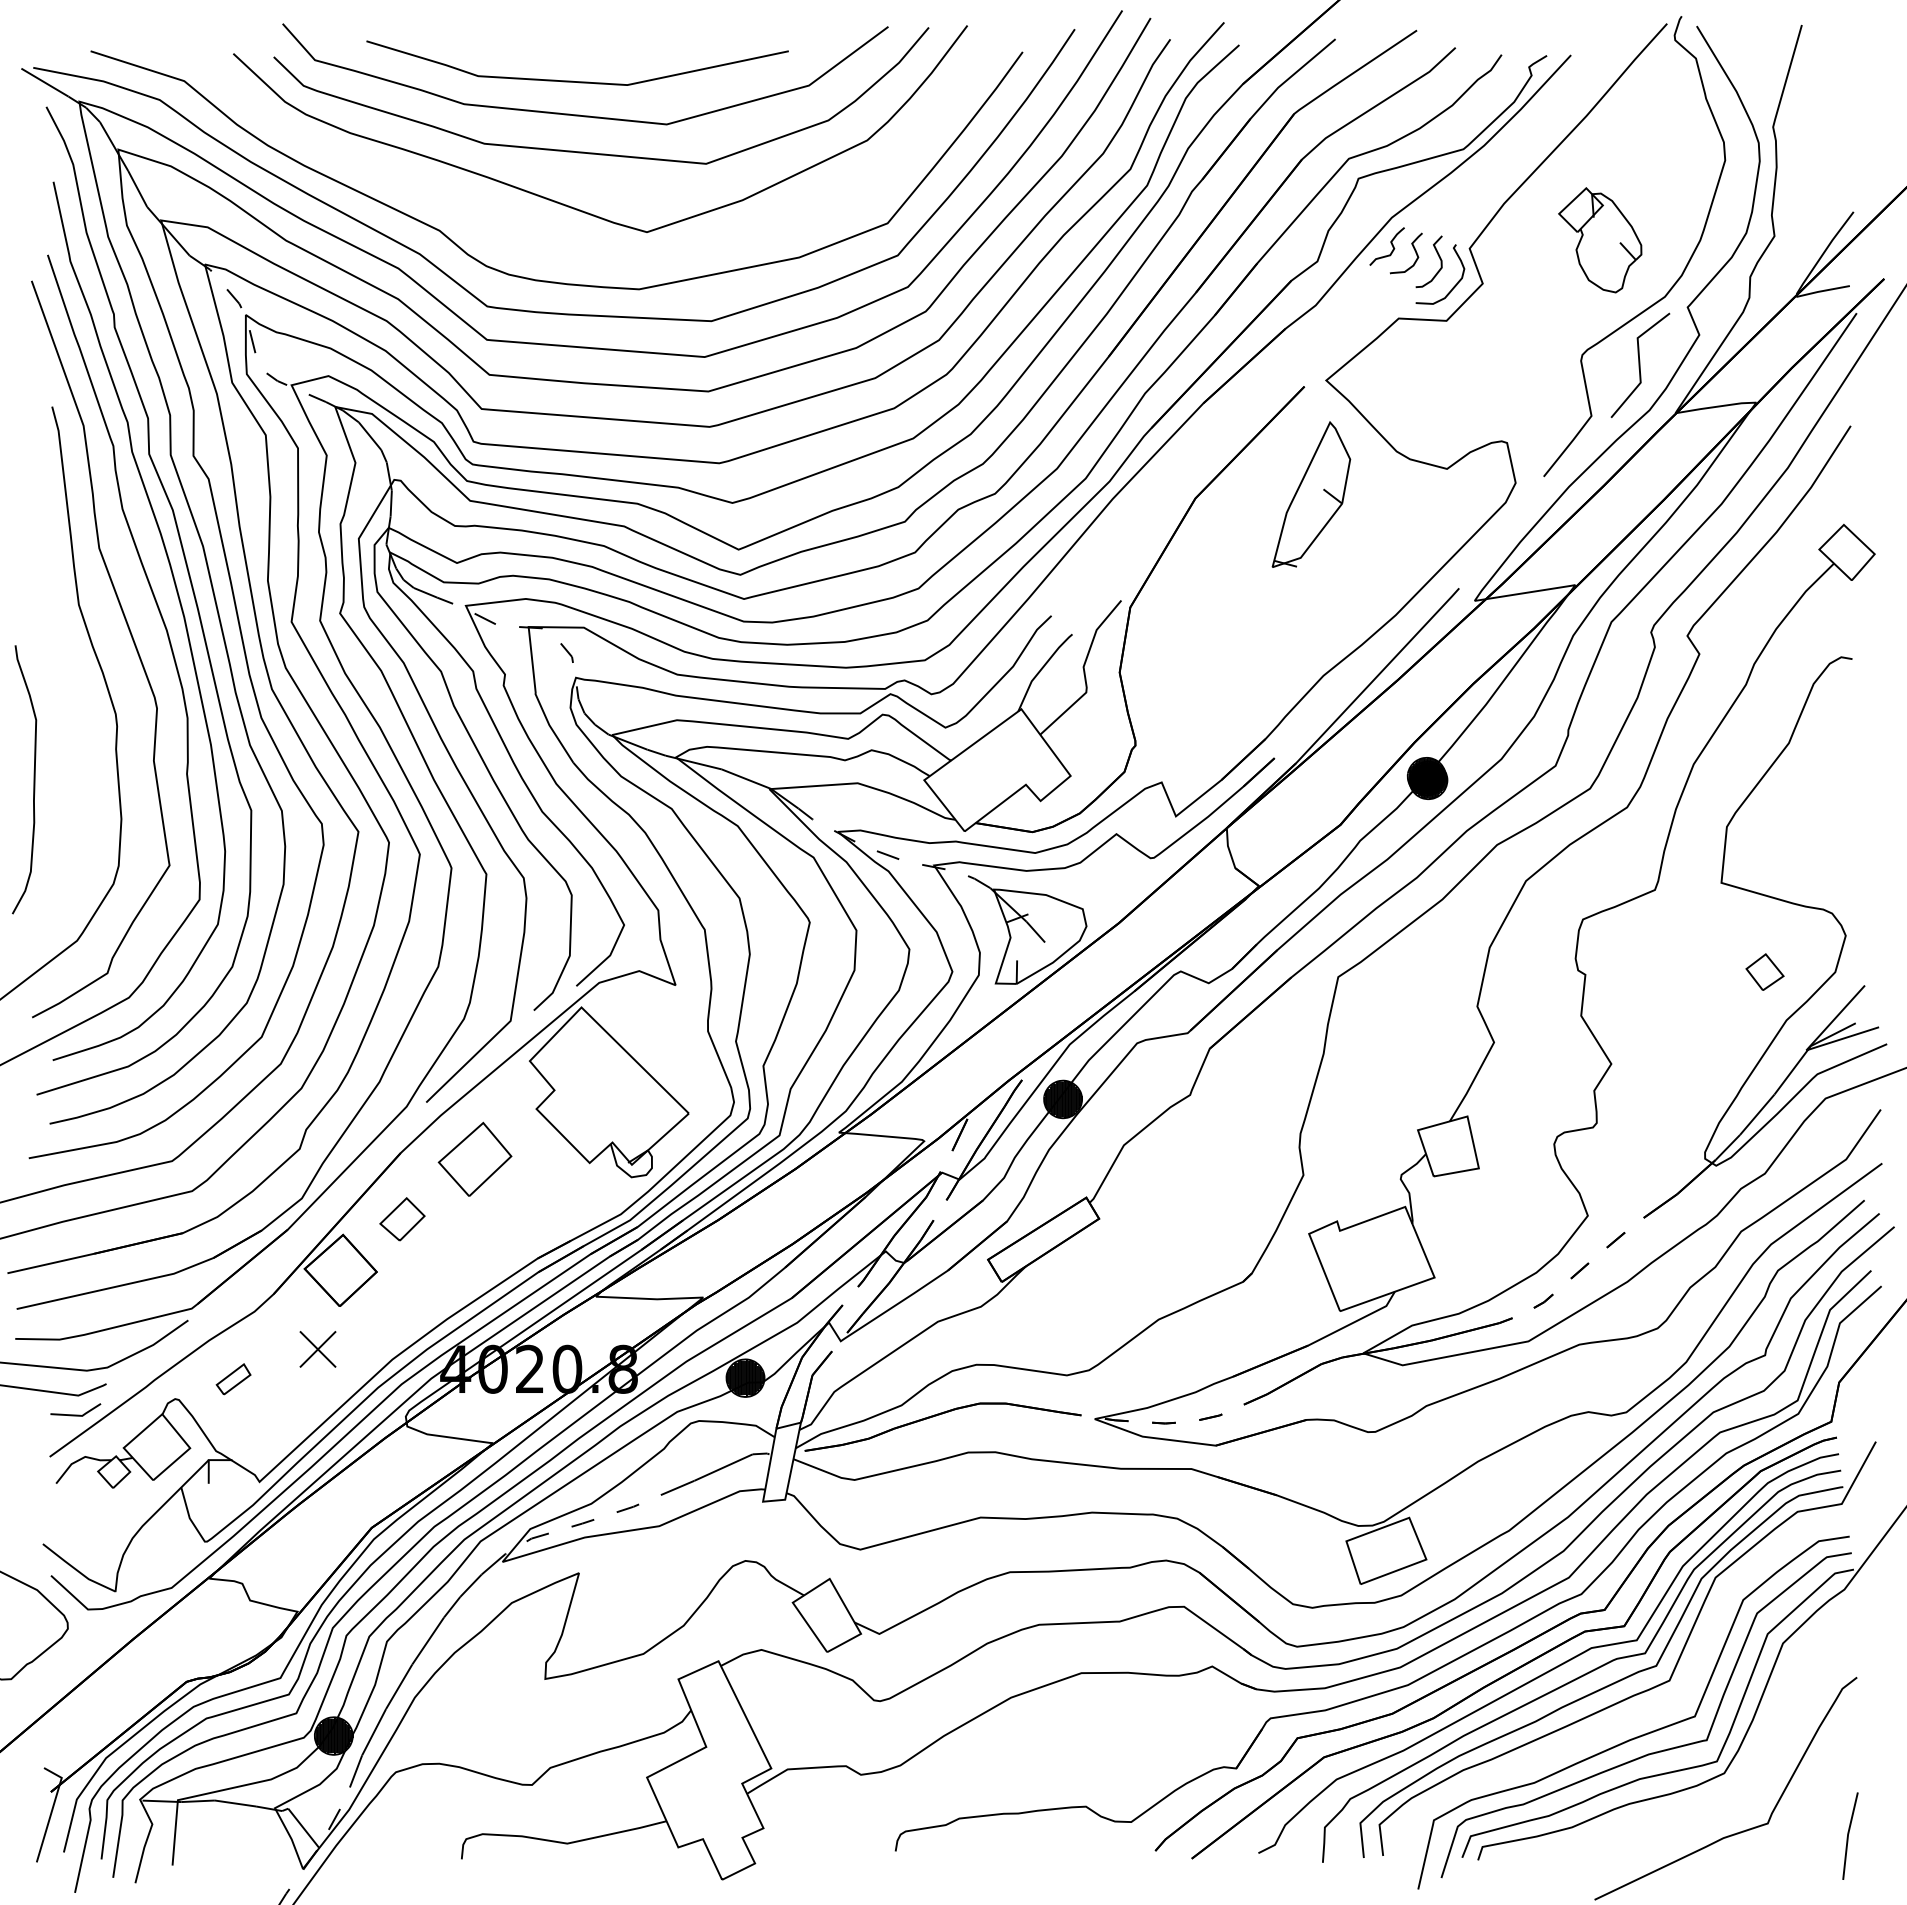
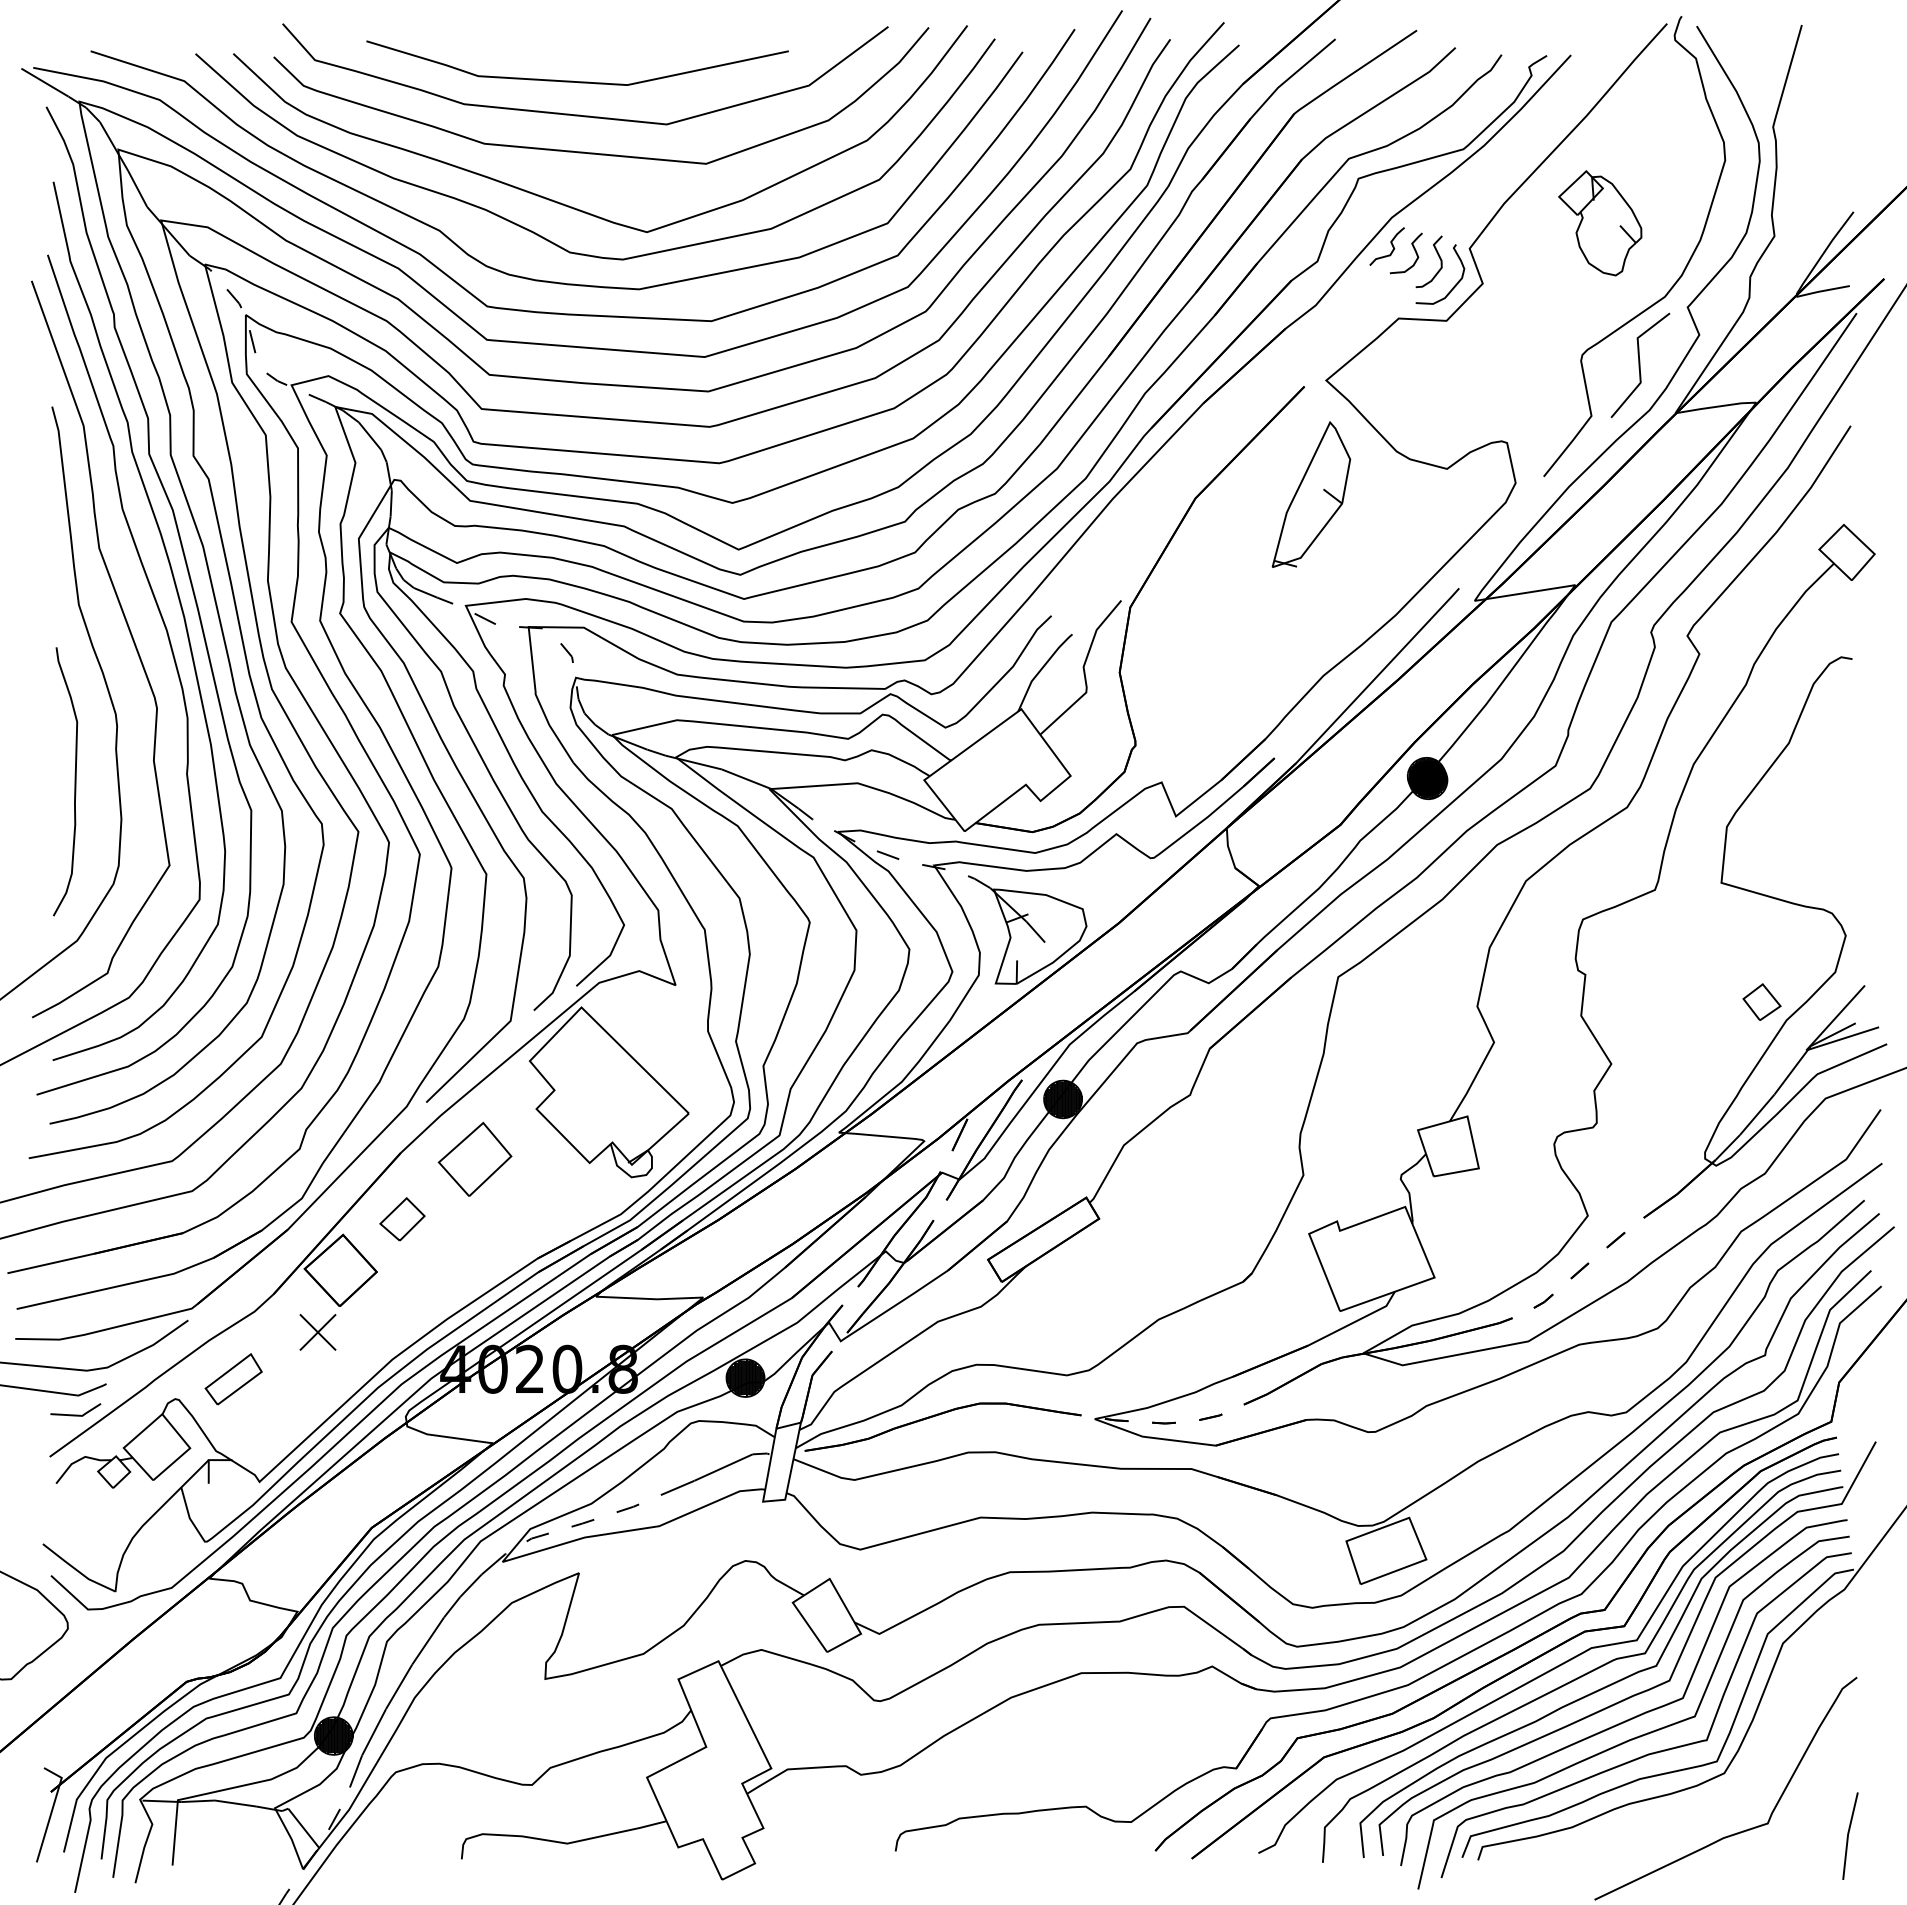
curve: none -> present (543, 236)
part position: (1600, 240) -> (1600, 223) (1600, 223)
curve position: (33, 779) -> (74, 781) (74, 781)
part position: (1764, 971) -> (1761, 1001) (1761, 1001)
part position: (317, 1349) -> (317, 1332) (317, 1332)
part size: 37x33 px -> 59x53 px (233, 1379)
curve: none -> present (1631, 1717)
